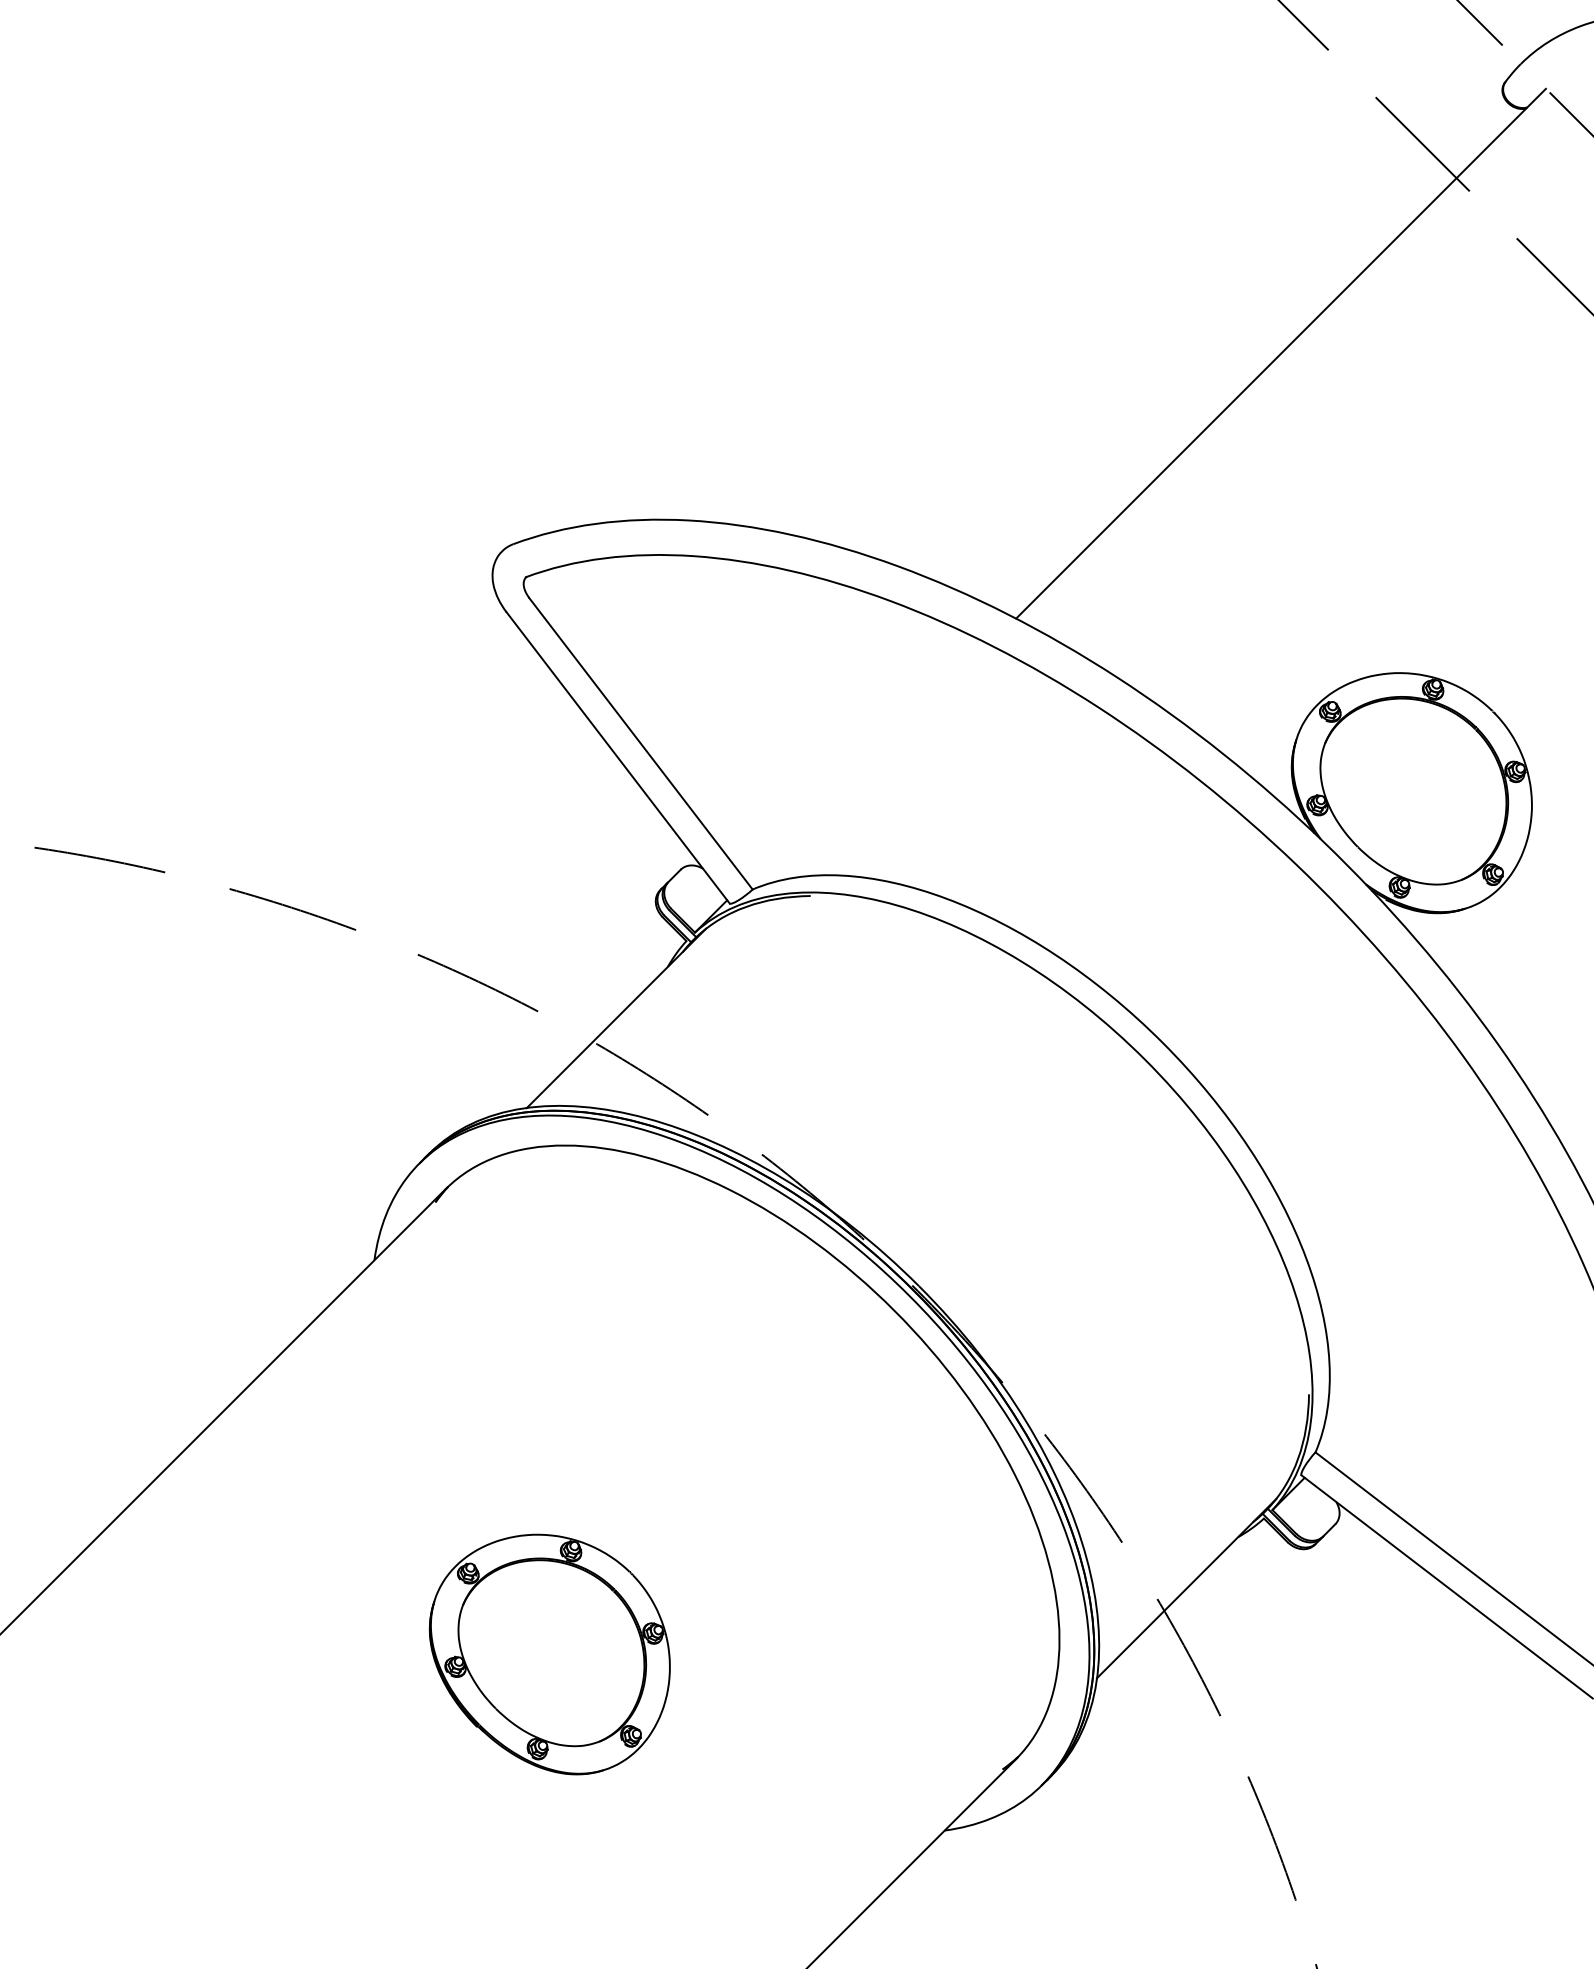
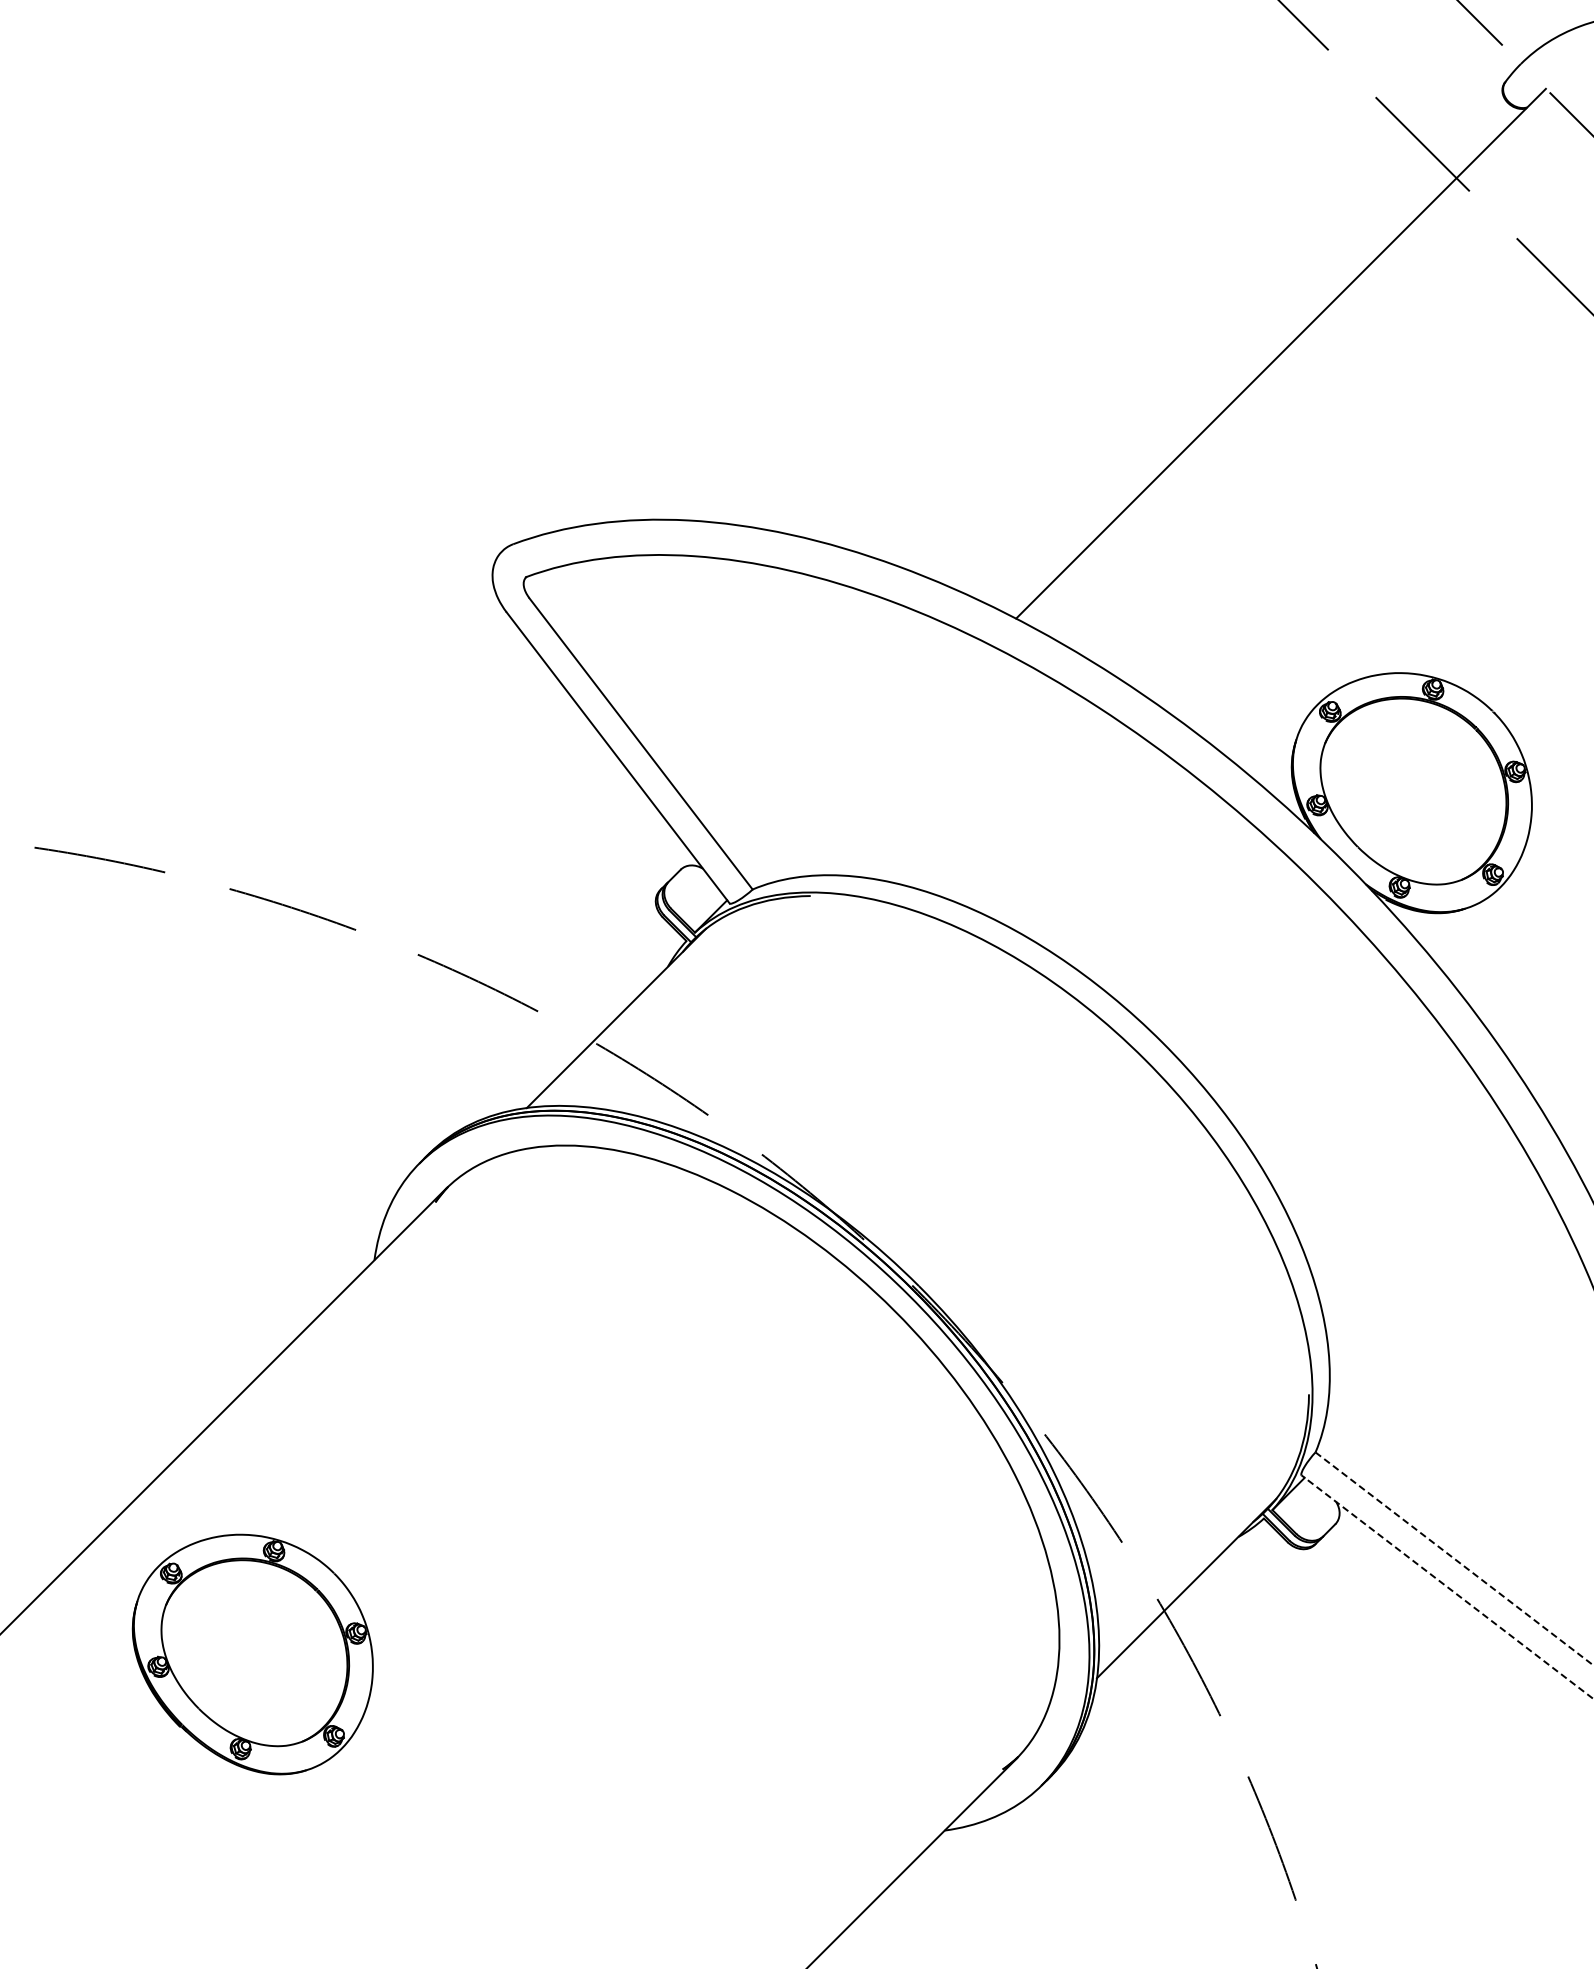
line: solid -> dashed (1454, 1559)
line: solid -> dashed (1447, 1586)
part position: (549, 1654) -> (252, 1654) (252, 1654)
